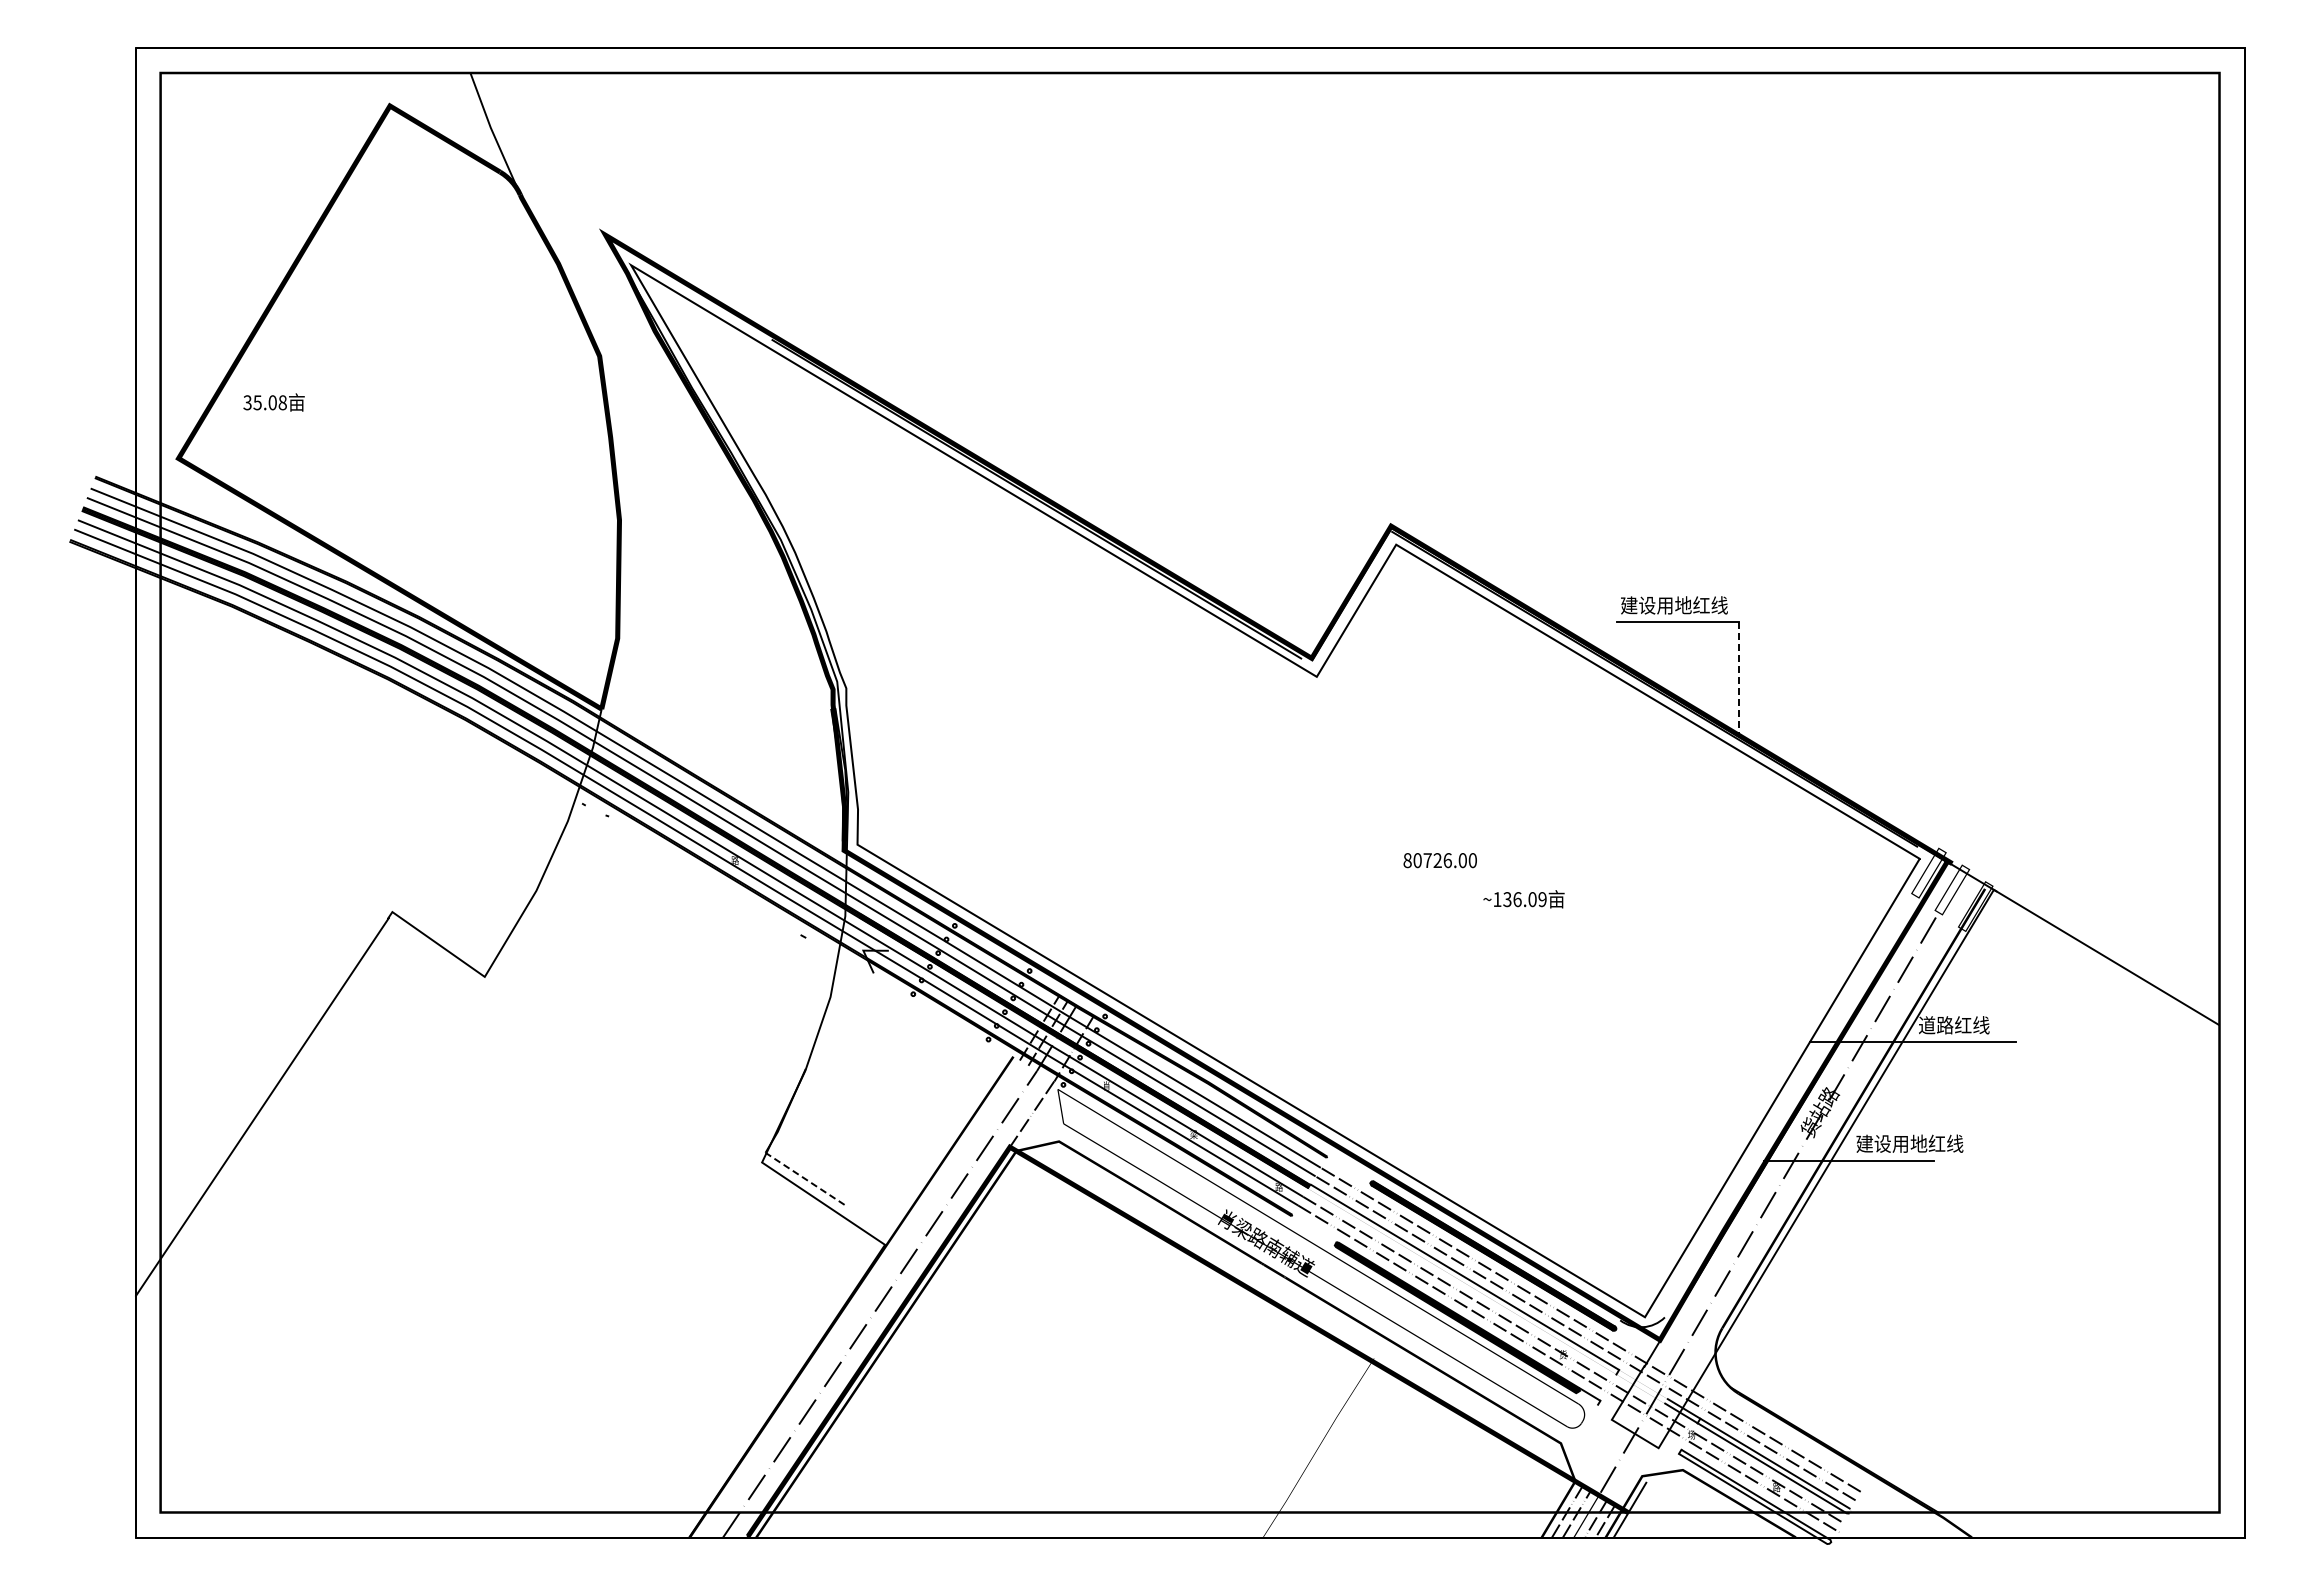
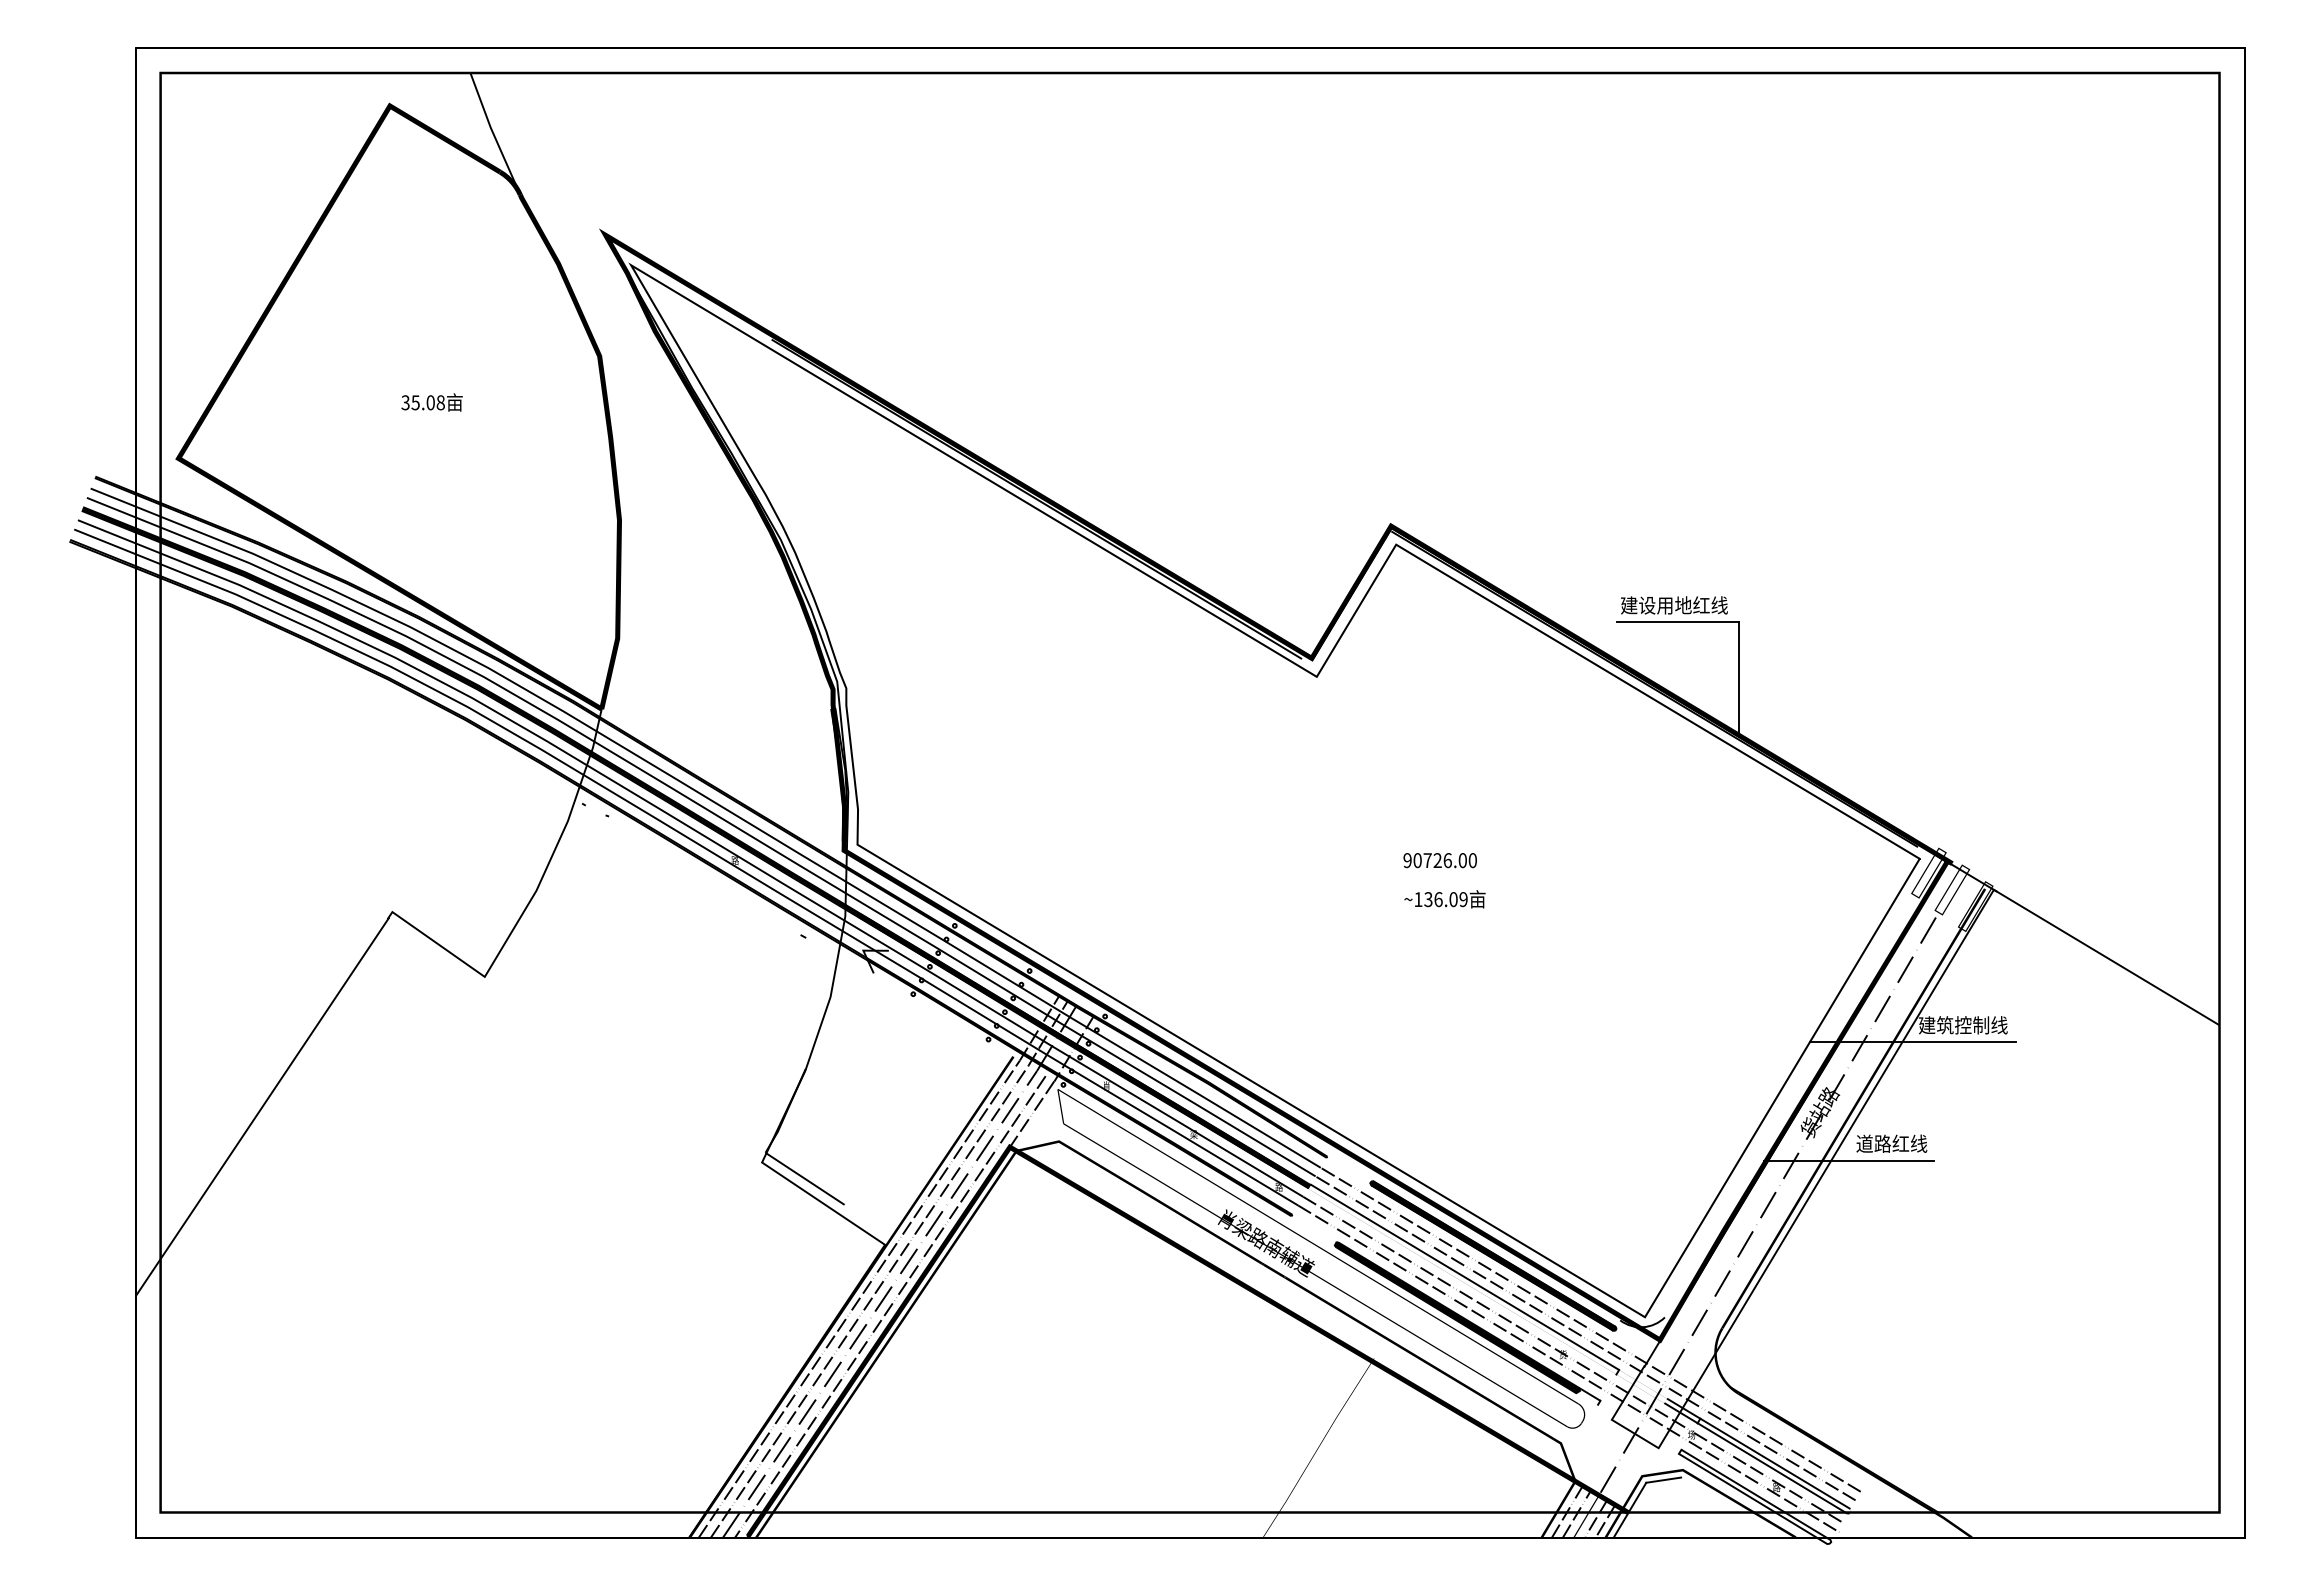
text position: (273, 402) -> (431, 402) (431, 402)
line: dashed -> solid (1739, 680)
text: 80726.00 -> 90726.00 (1407, 860)
text position: (1523, 899) -> (1444, 899) (1444, 899)
text: 道路红线 -> 建筑控制线 (1962, 1025)
text: 建设用地红线 -> 道路红线 (1909, 1143)
line: dashed -> solid (804, 1178)
line: none -> present (858, 1298)
line: none -> present (869, 1301)
line: none -> present (890, 1306)
line: none -> present (1663, 1479)
